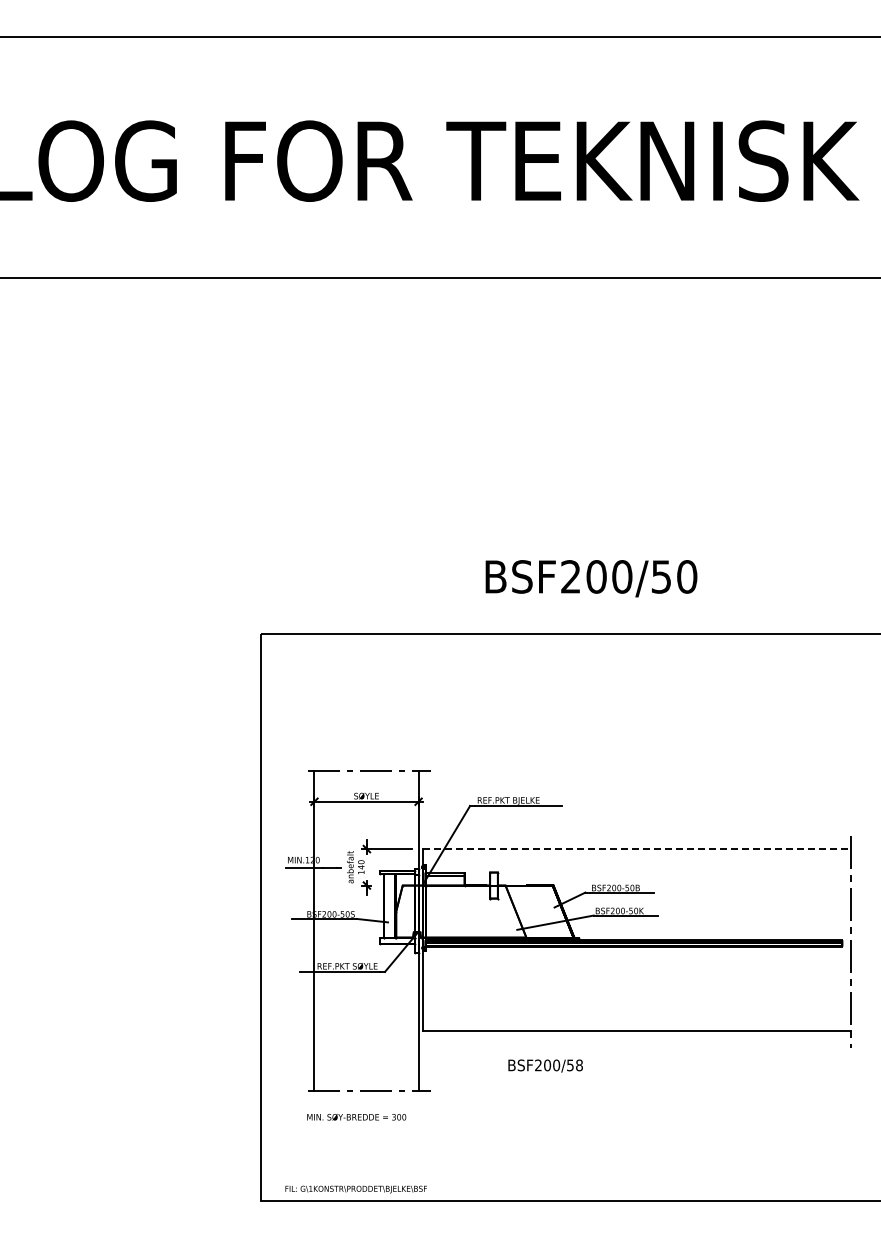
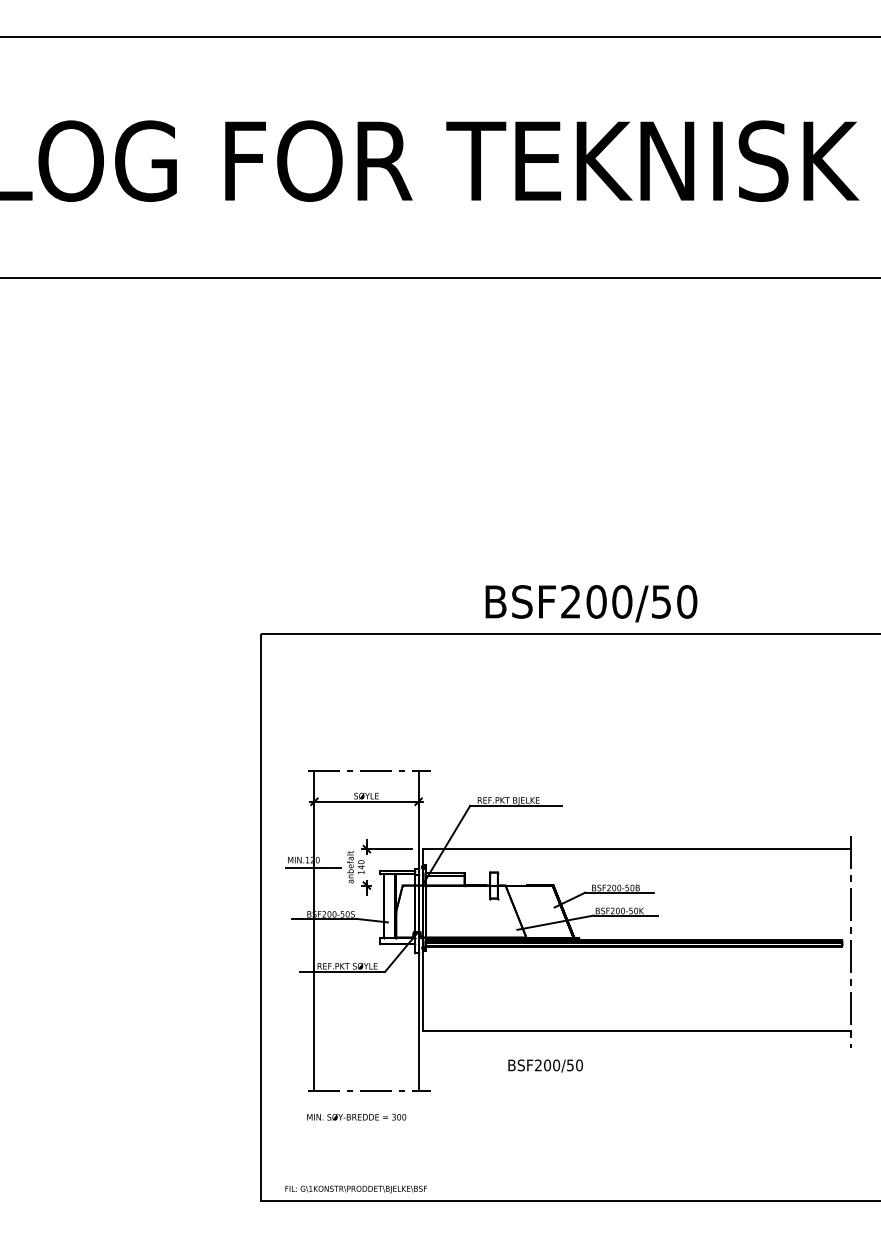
text position: (591, 578) -> (591, 603) (591, 603)
line: dashed -> solid (637, 849)
text: BSF200/58 -> BSF200/50 (579, 1065)
